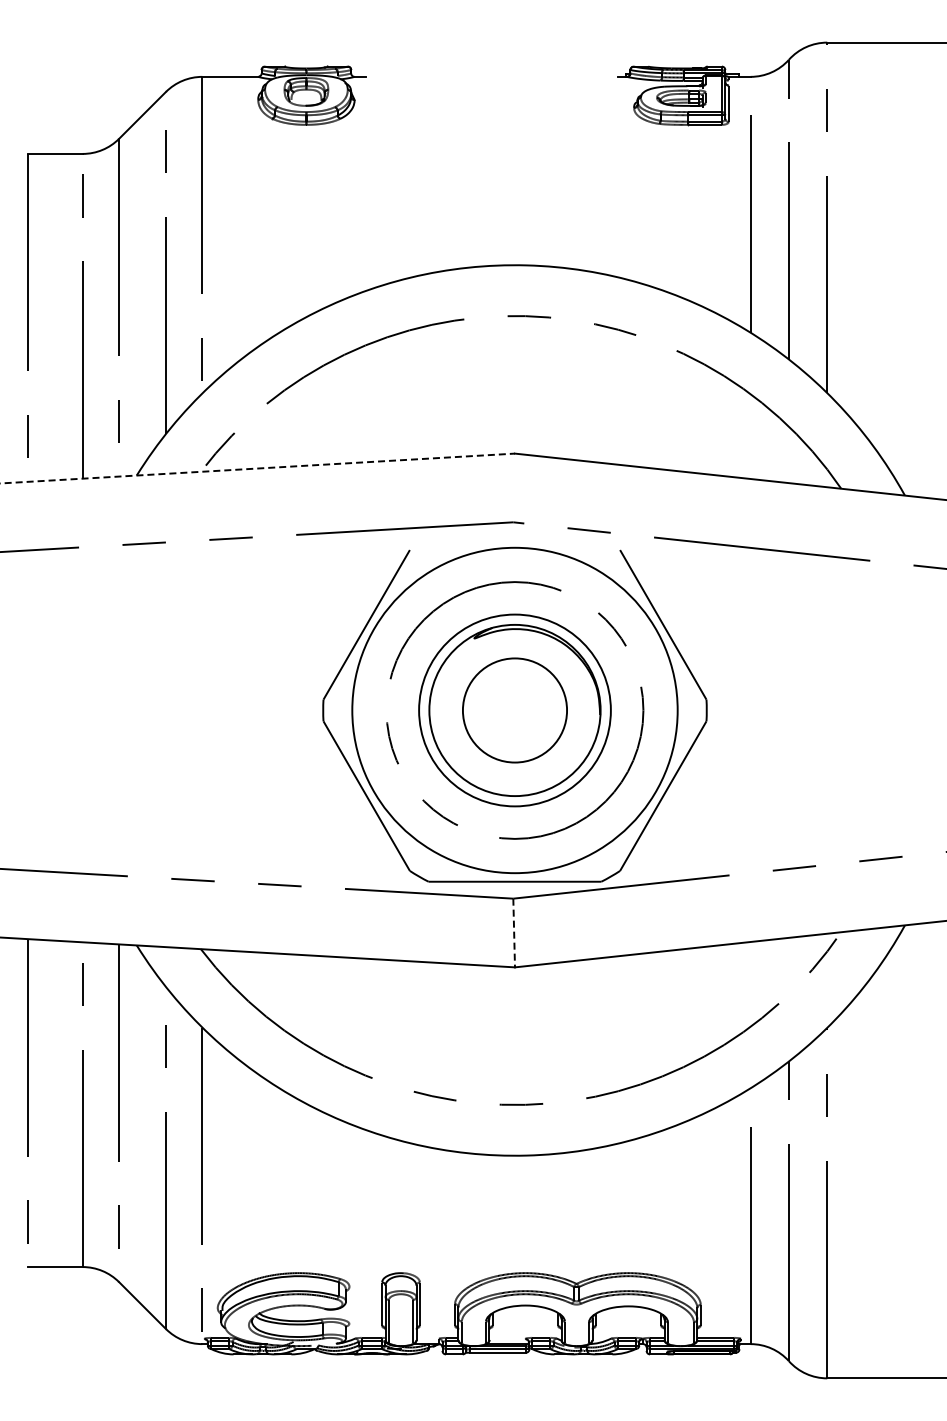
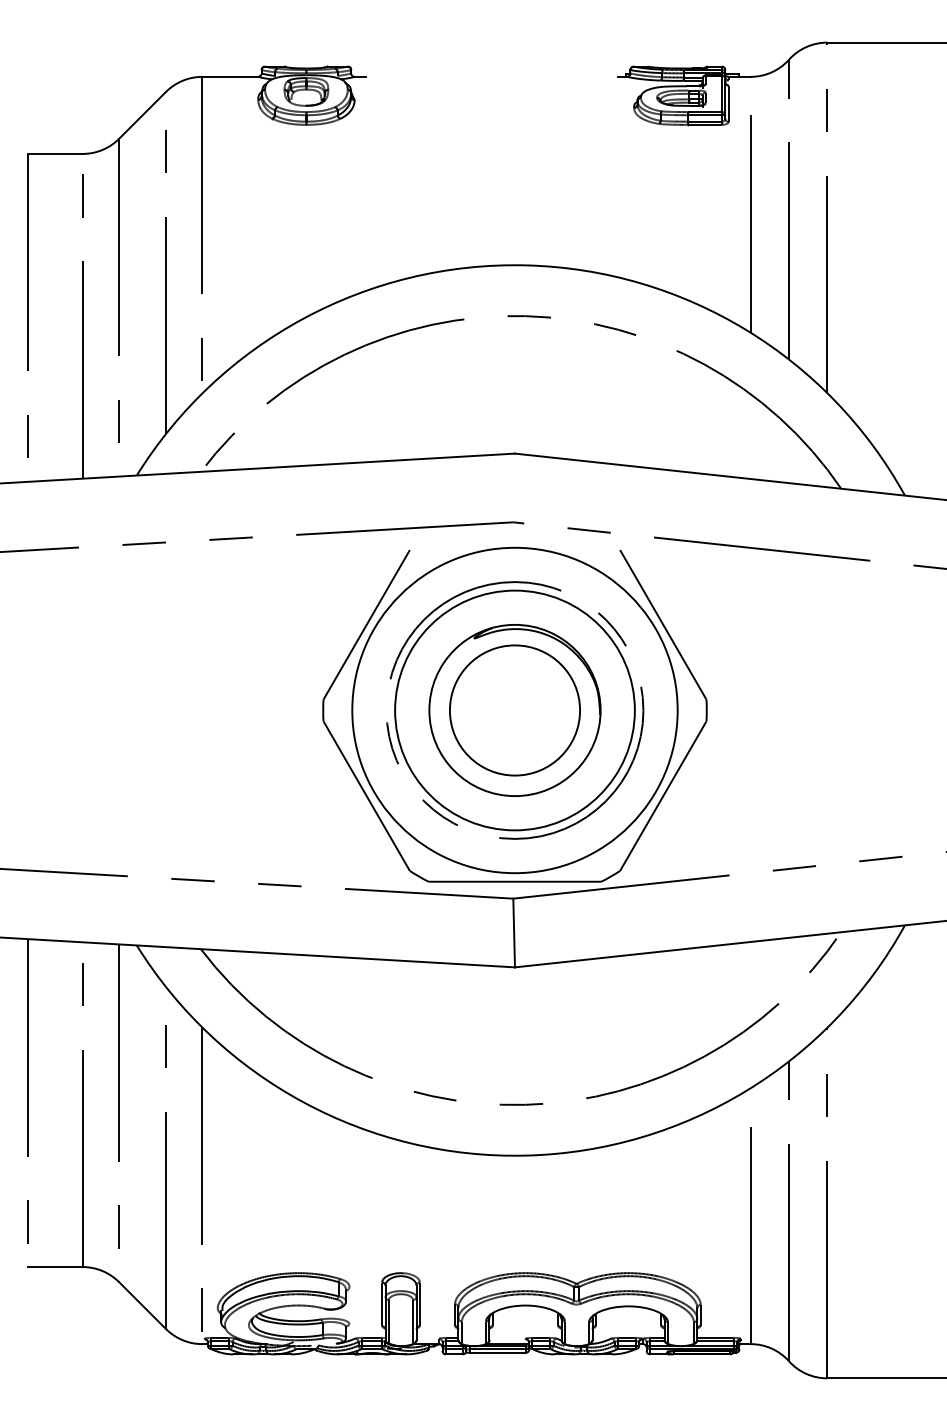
line: dashed -> solid (257, 468)
circle diameter: 104 px -> 130 px (514, 710)
circle diameter: 192 px -> 240 px (514, 710)
line: dashed -> solid (514, 933)
